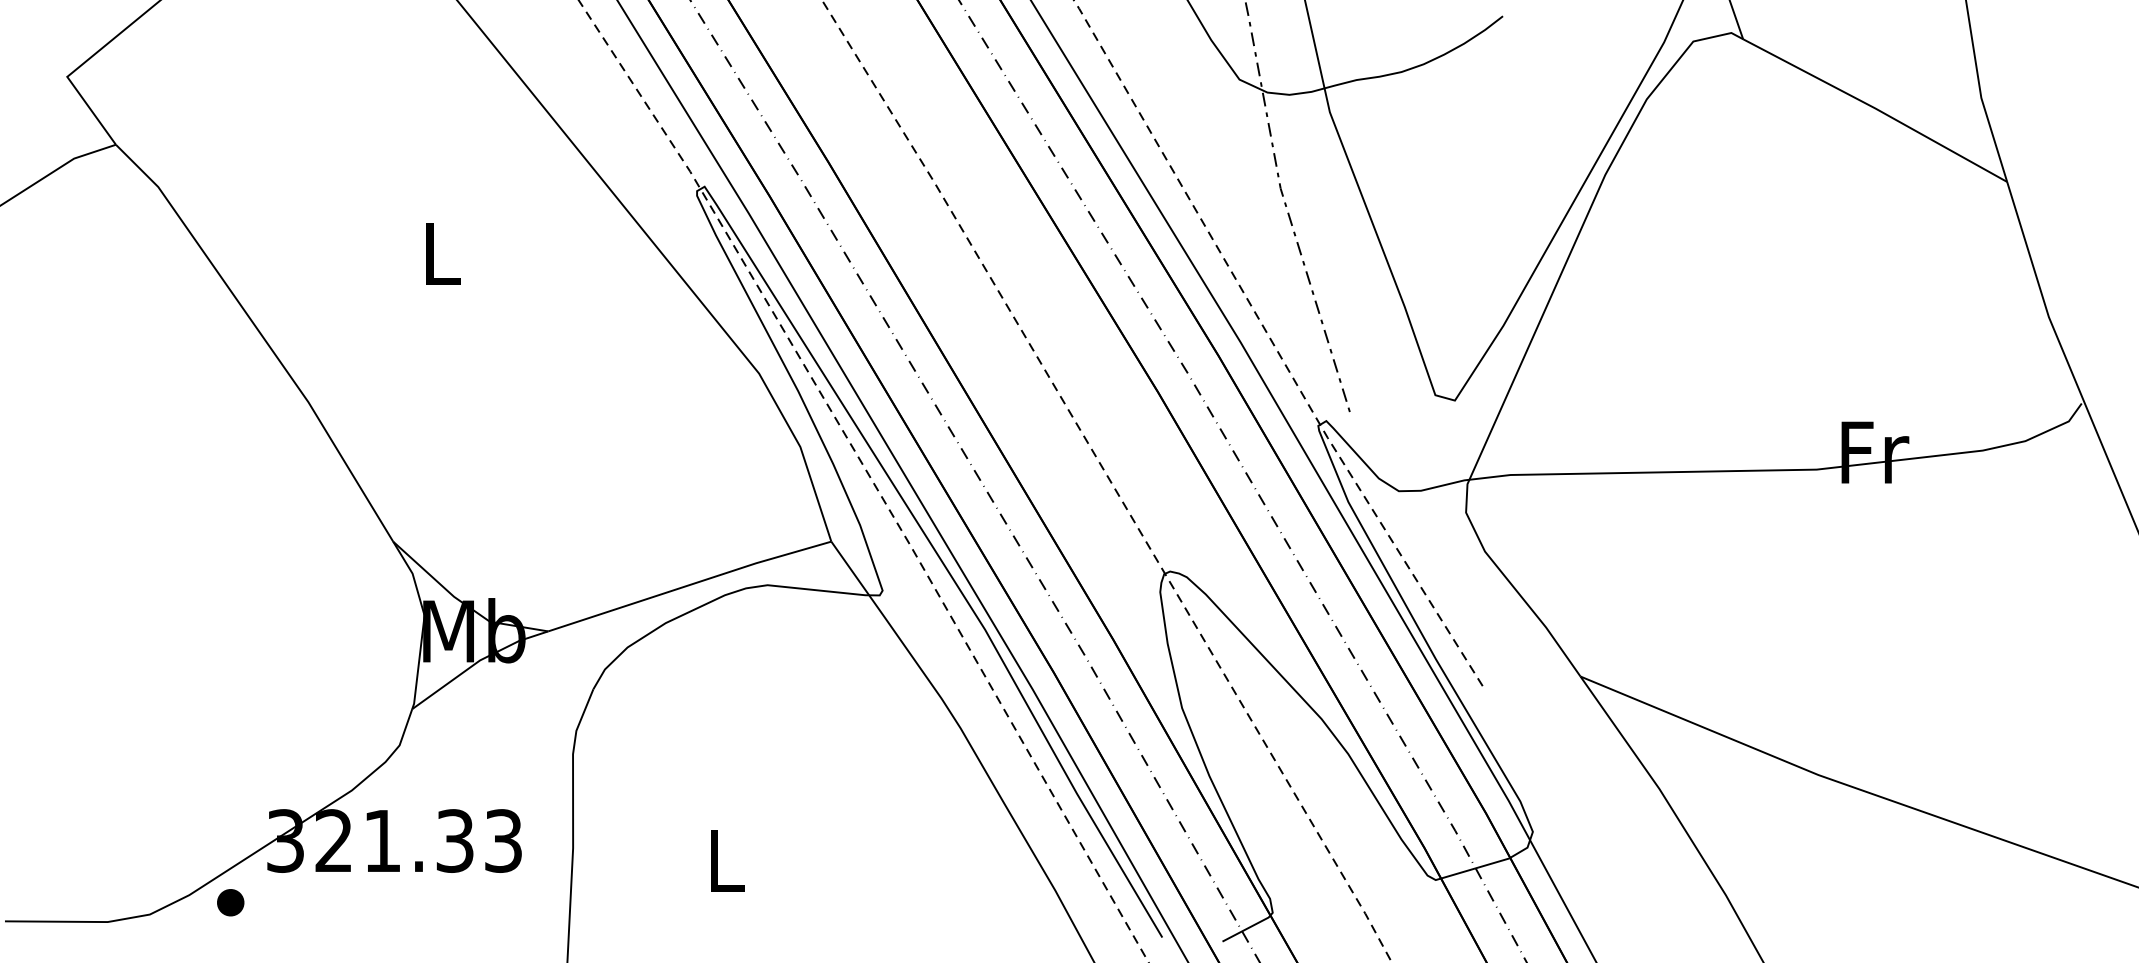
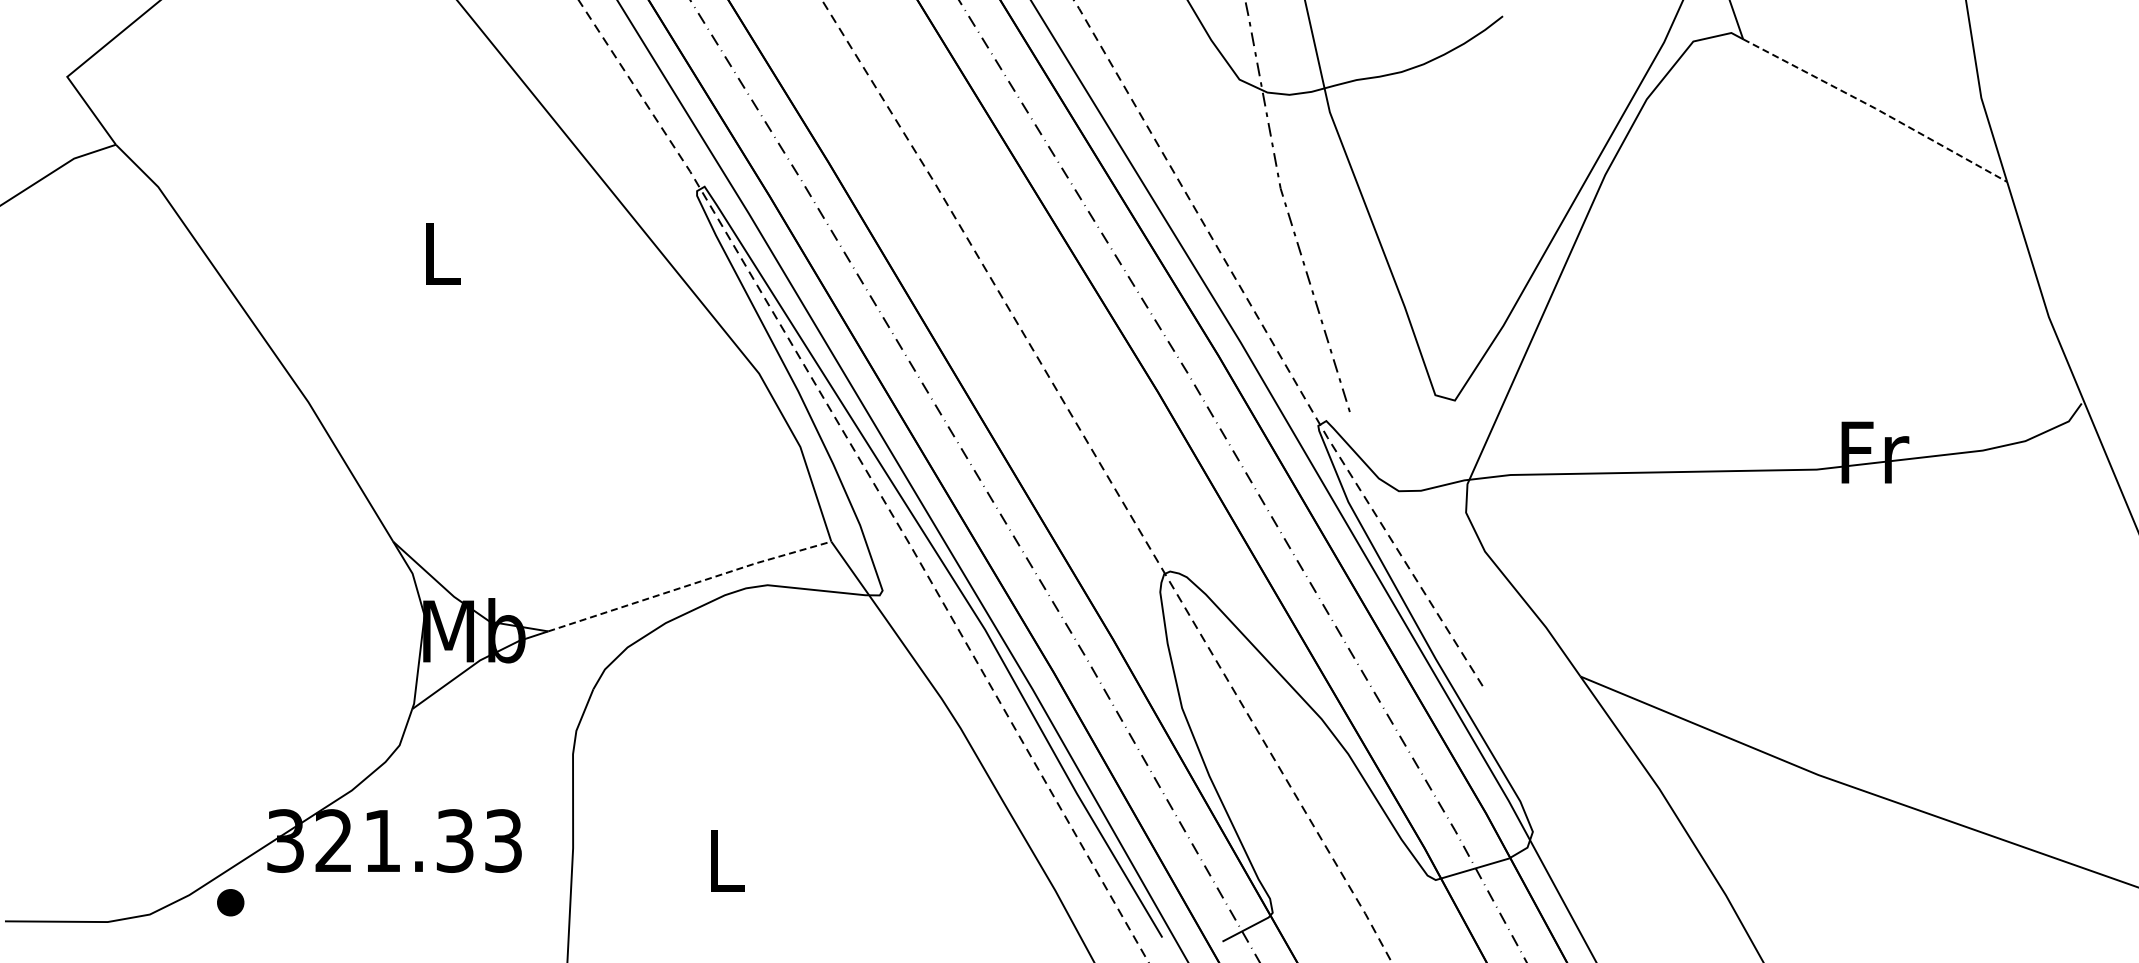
line: solid -> dashed (1875, 108)
line: solid -> dashed (690, 584)
